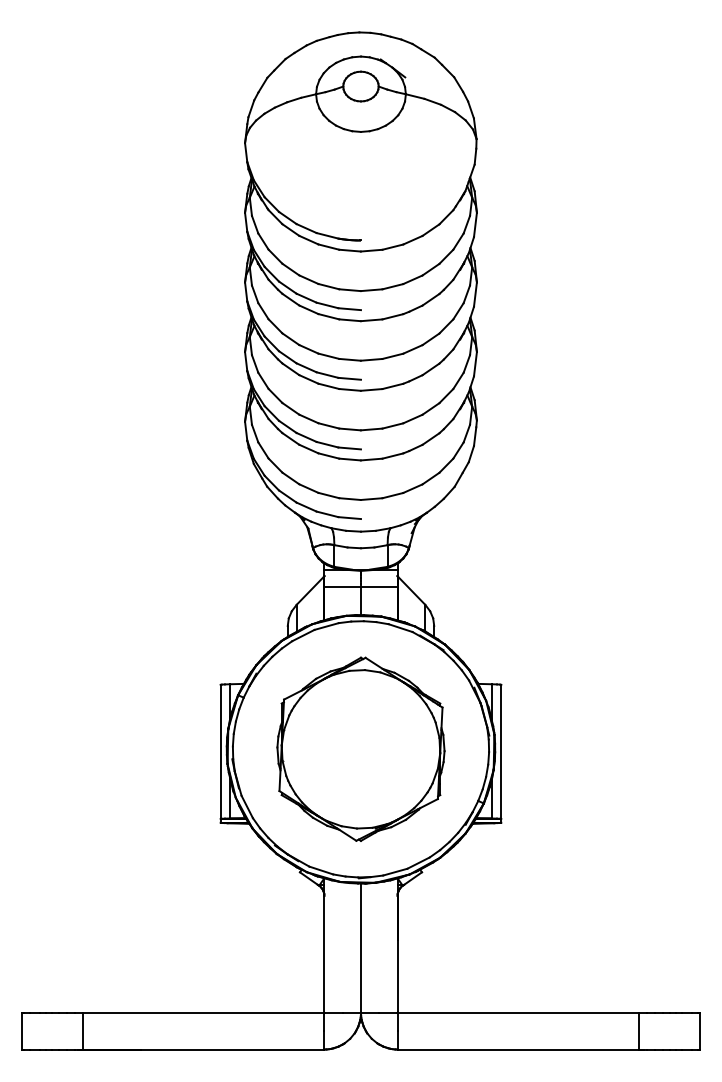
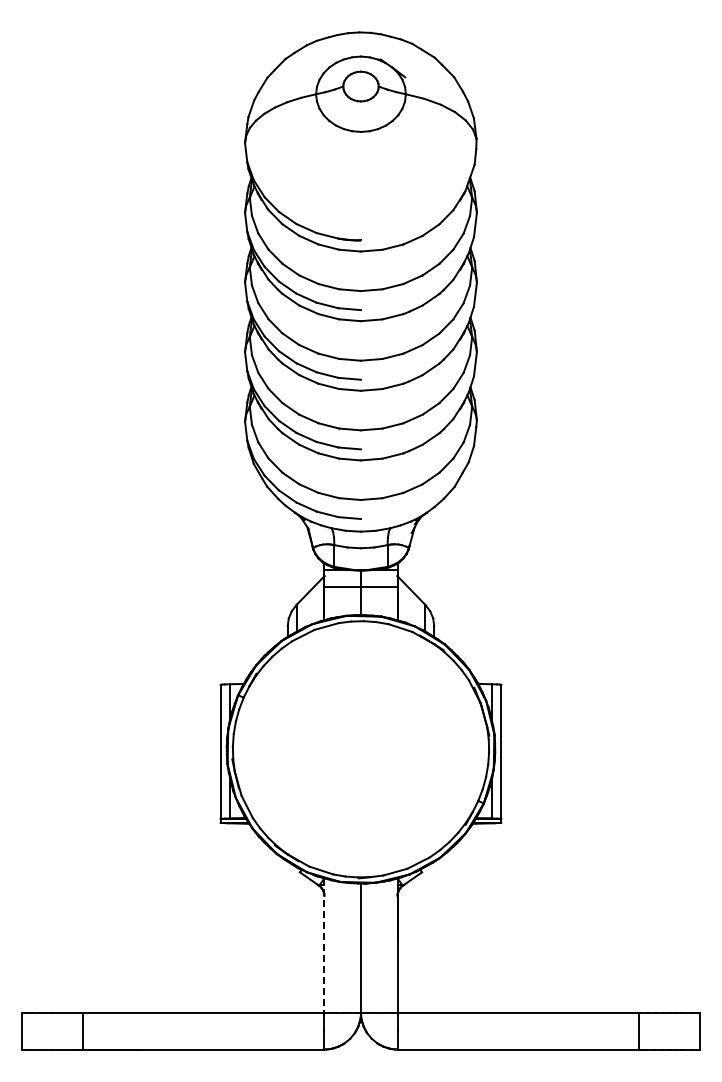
part: present -> none (360, 748)
line: solid -> dashed (324, 946)
